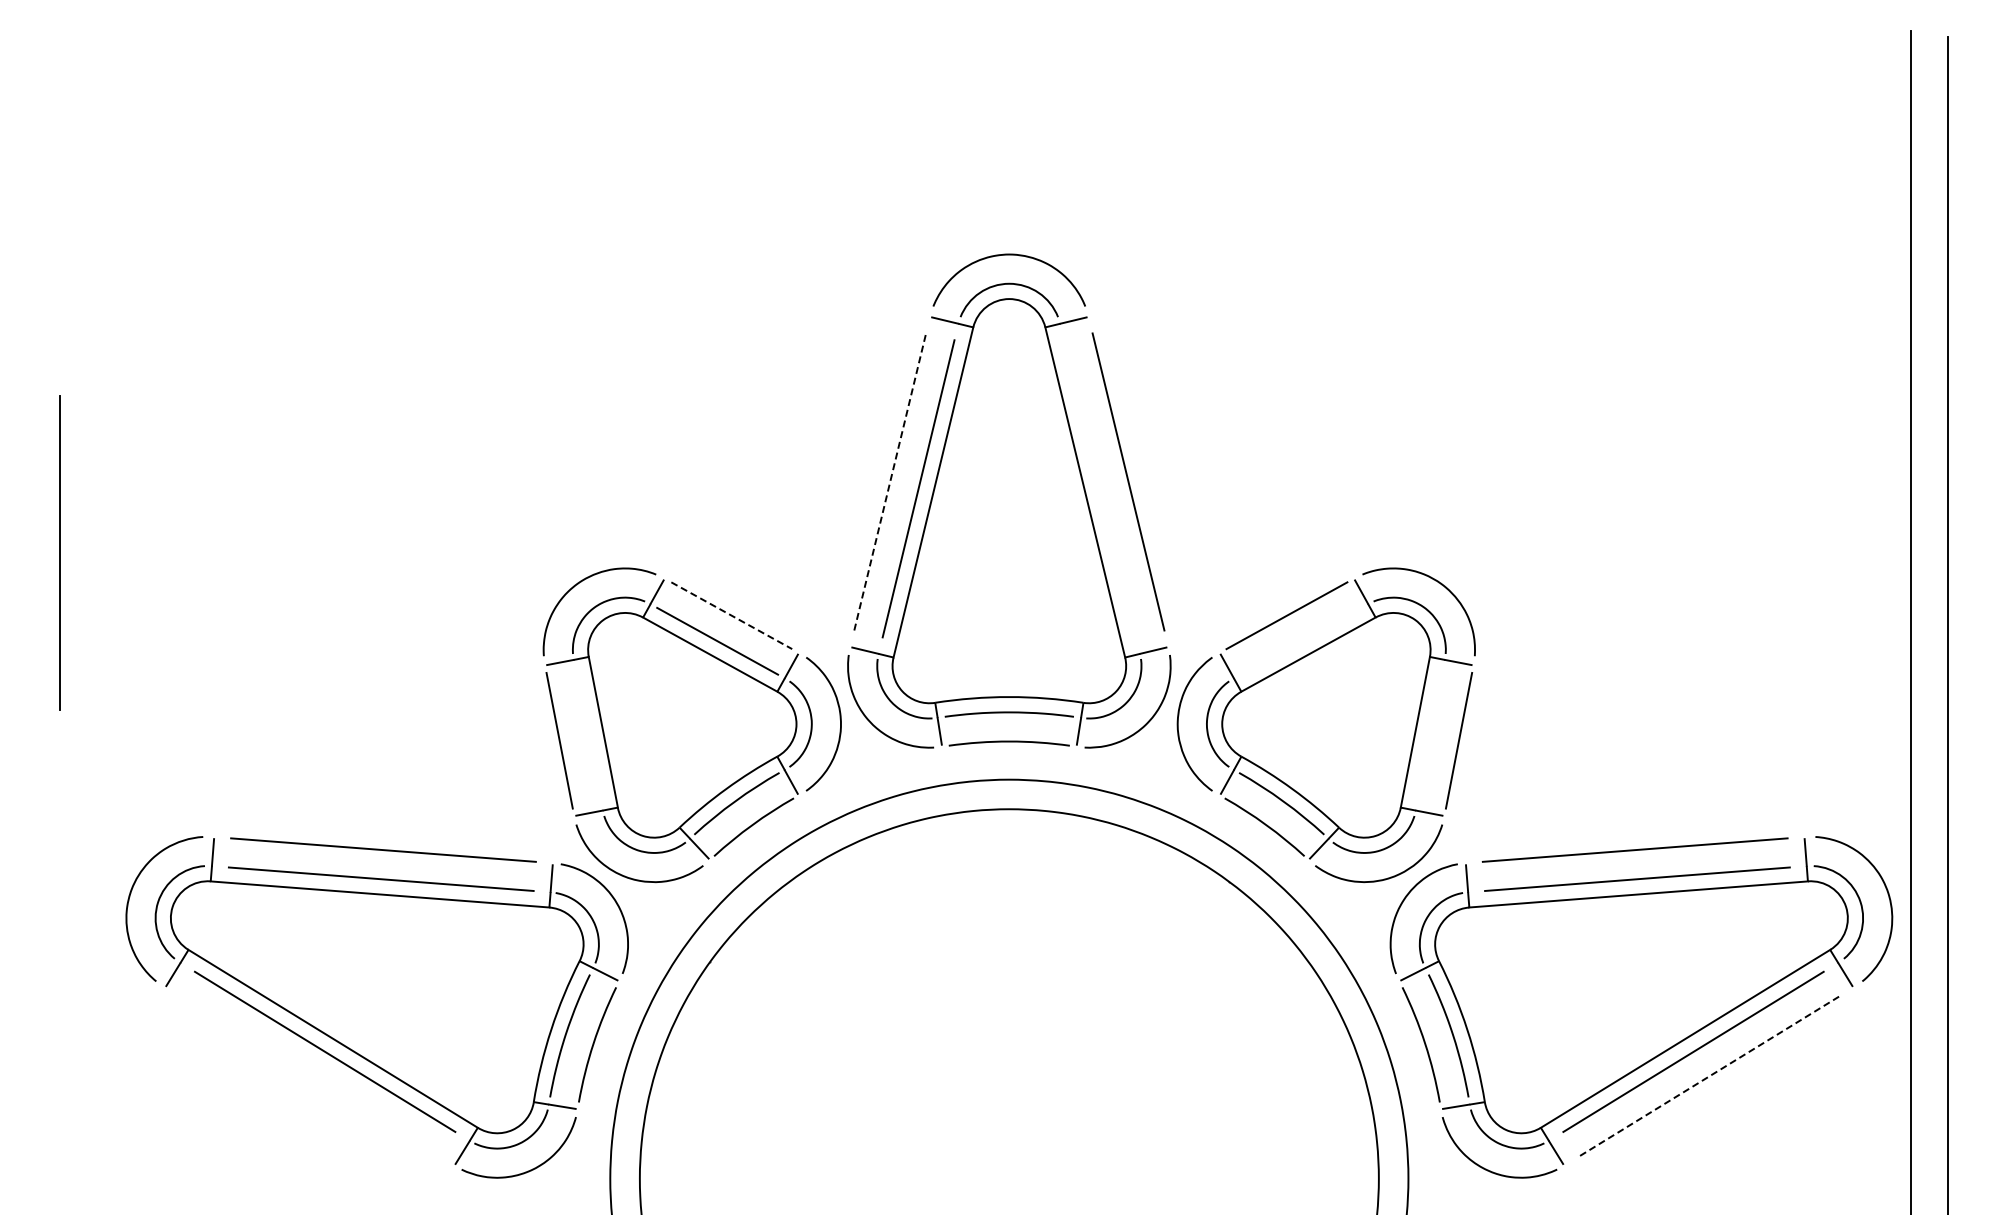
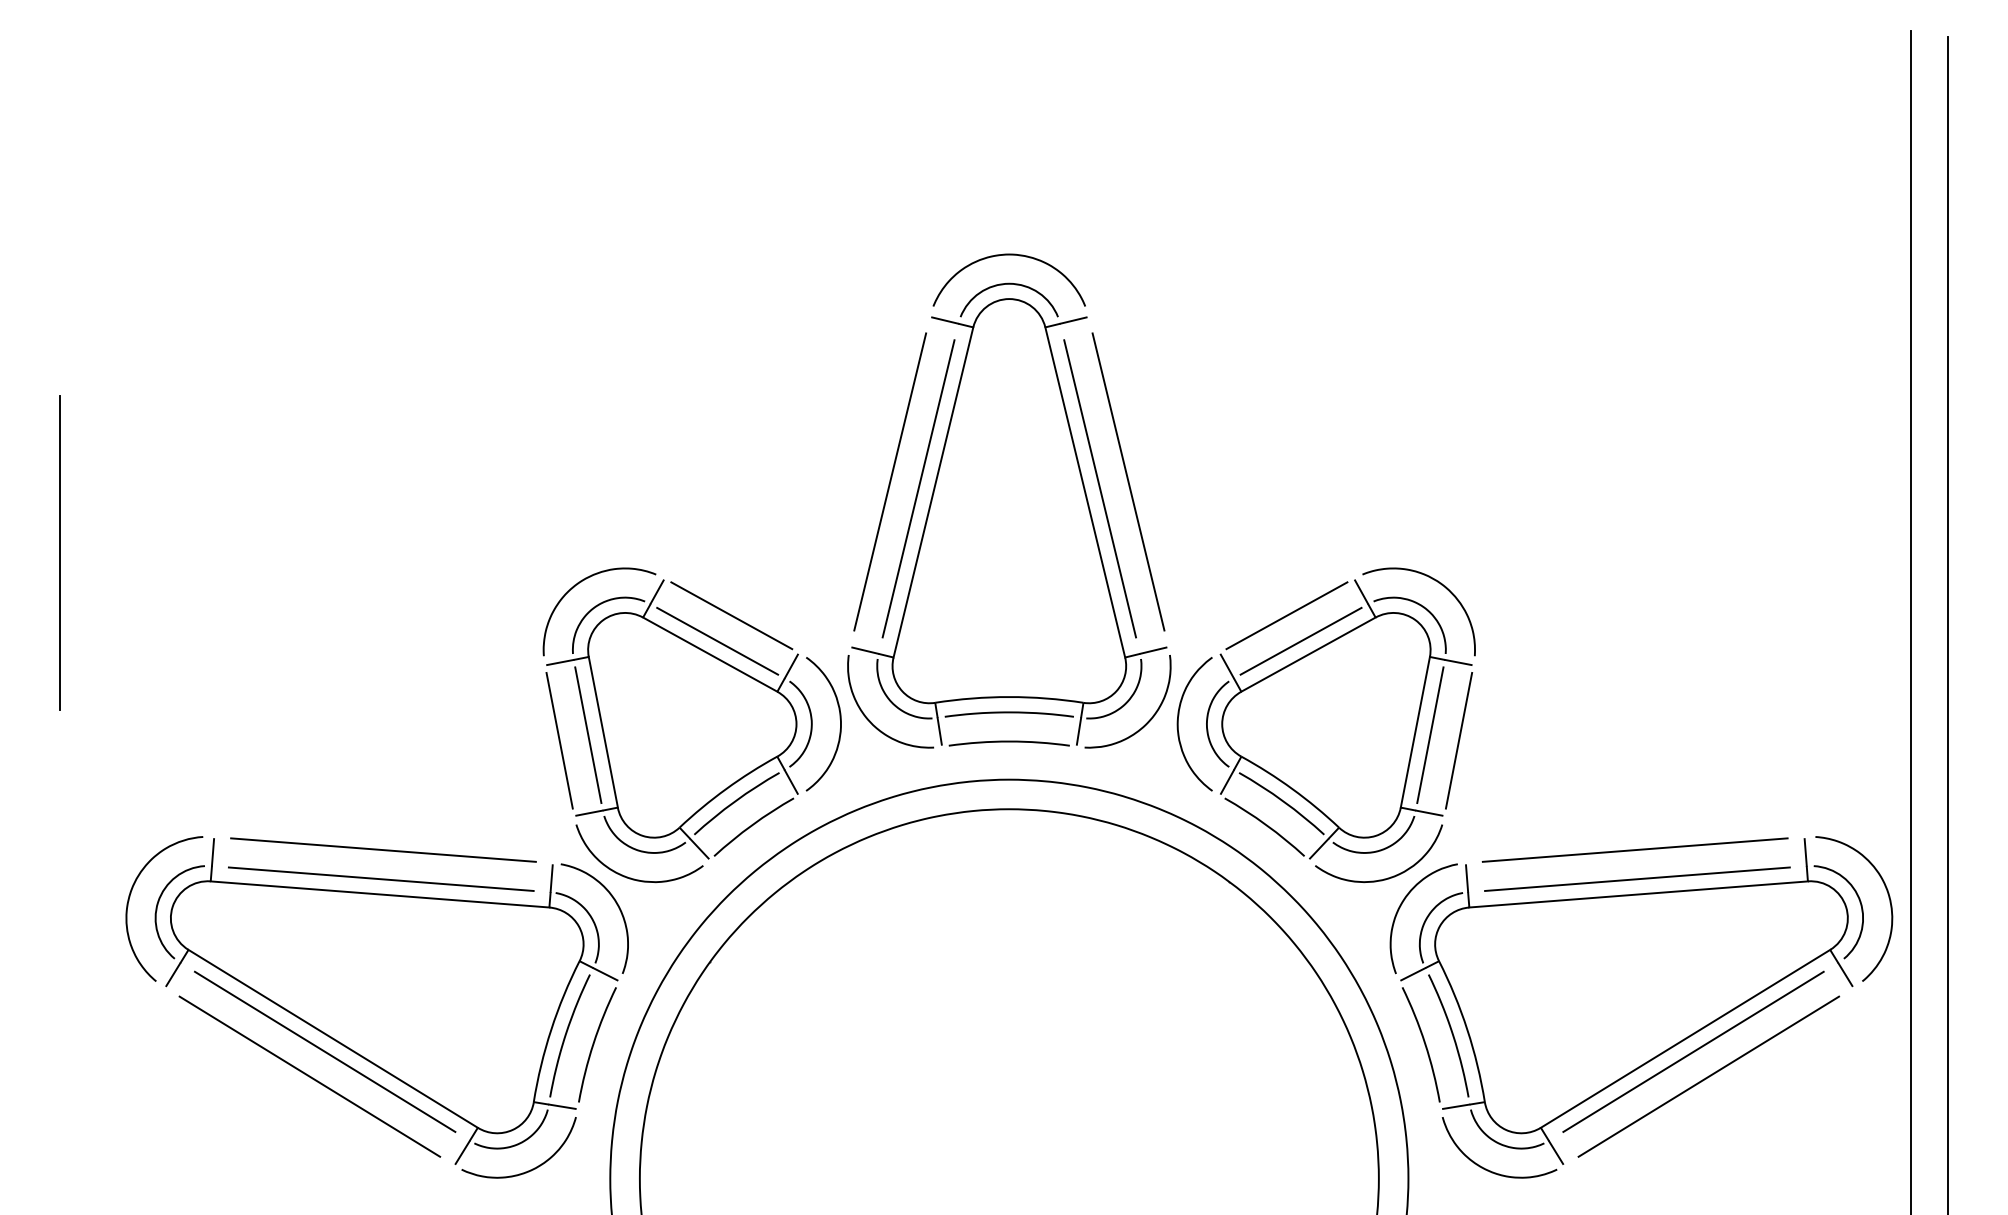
line: dashed -> solid (890, 481)
line: none -> present (1100, 488)
line: dashed -> solid (732, 615)
line: none -> present (1300, 640)
line: none -> present (588, 735)
line: none -> present (1430, 735)
line: none -> present (309, 1076)
line: dashed -> solid (1708, 1076)
